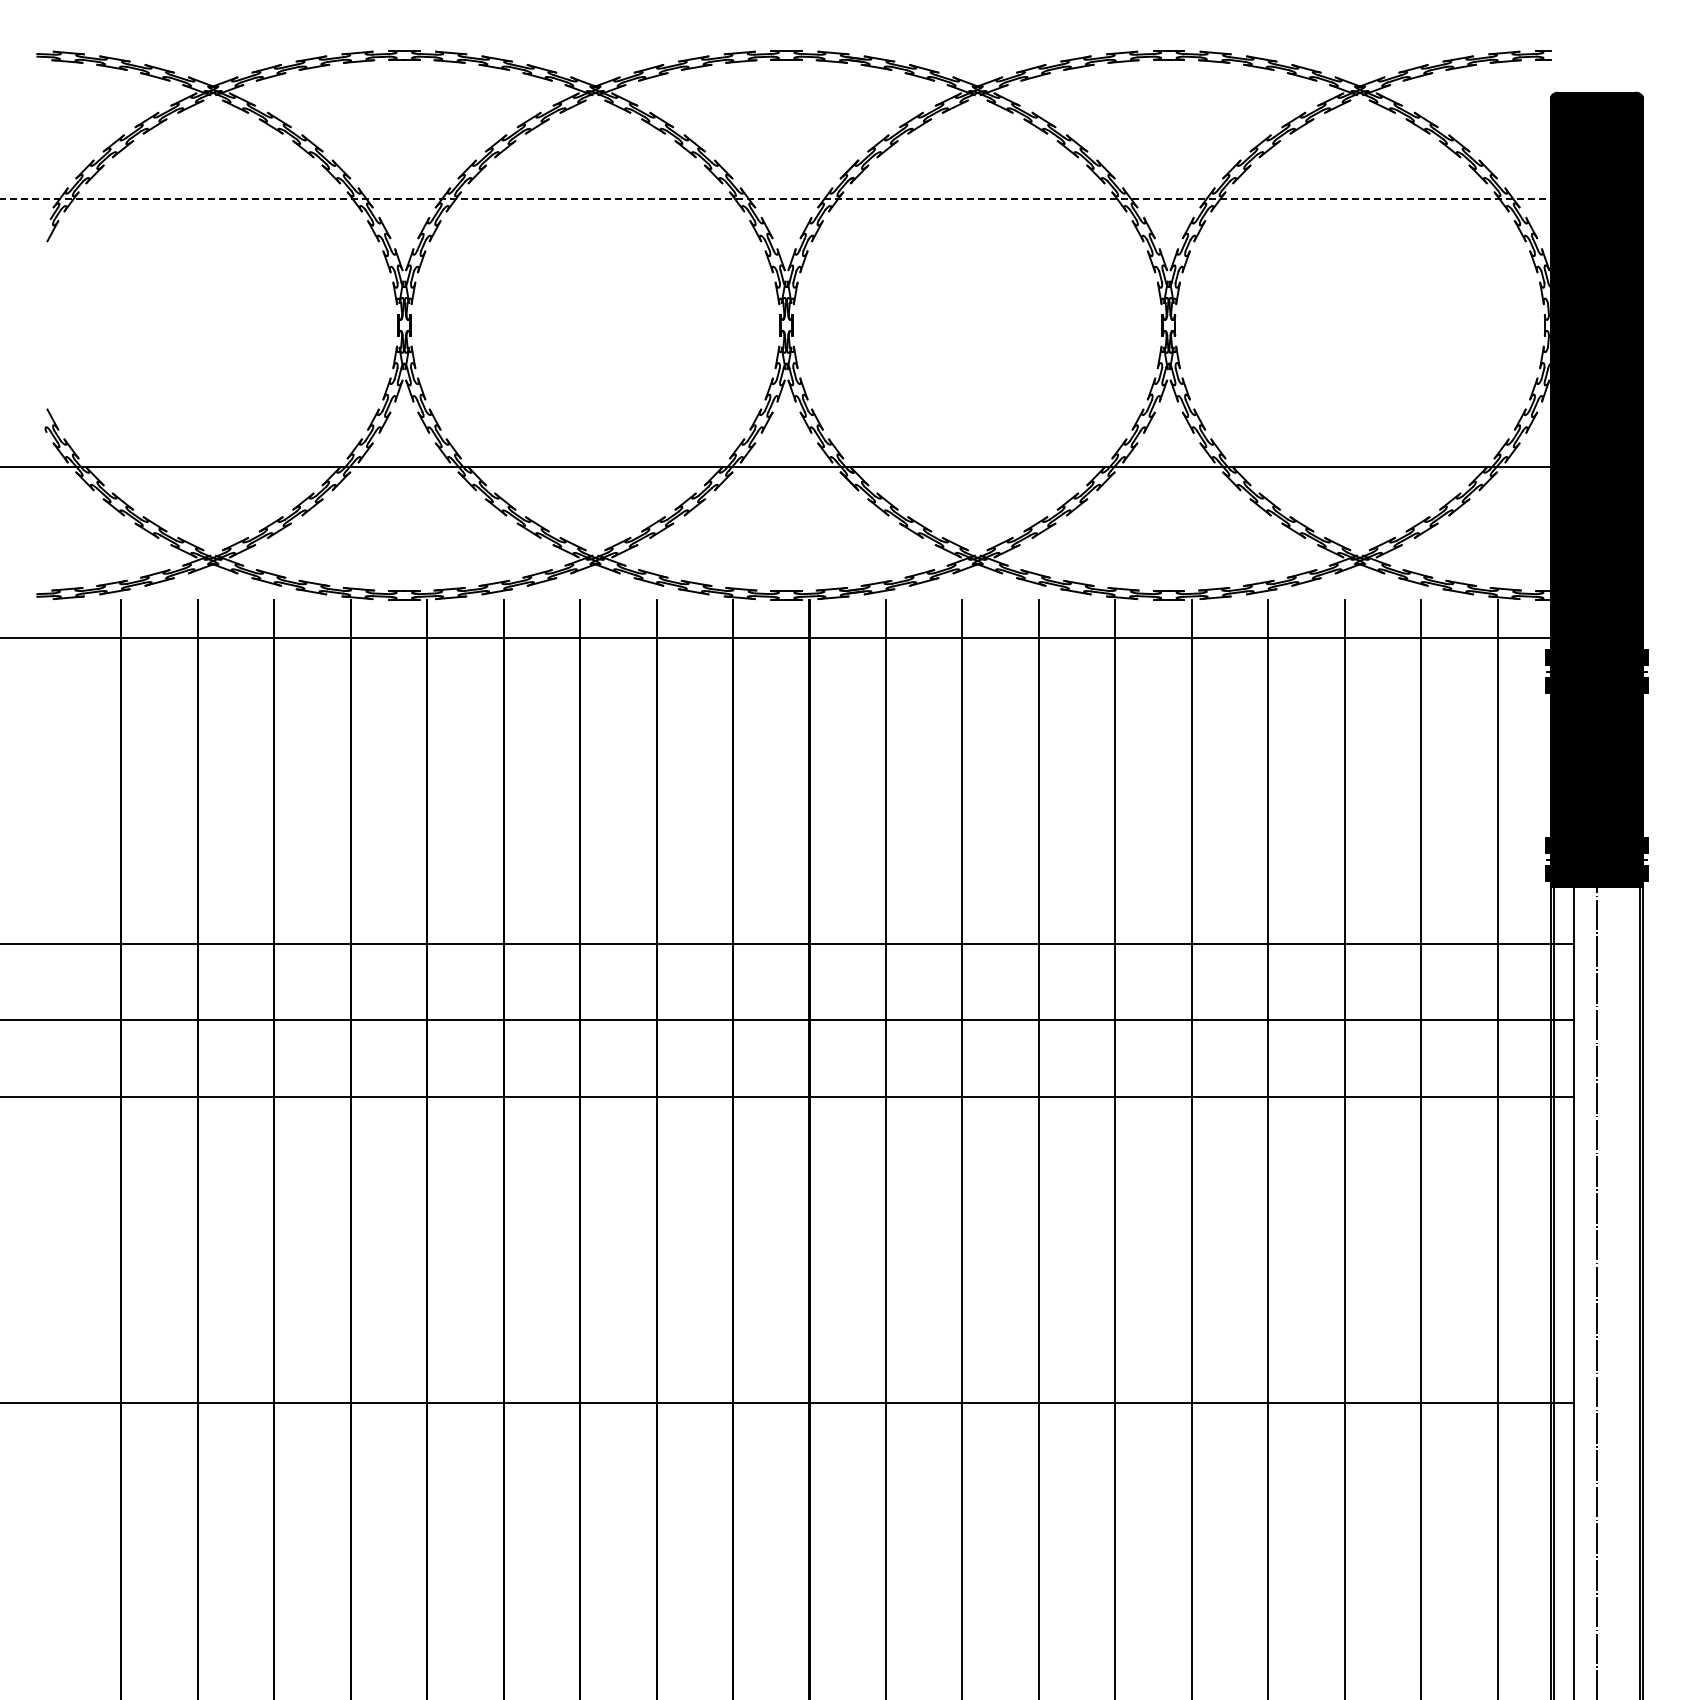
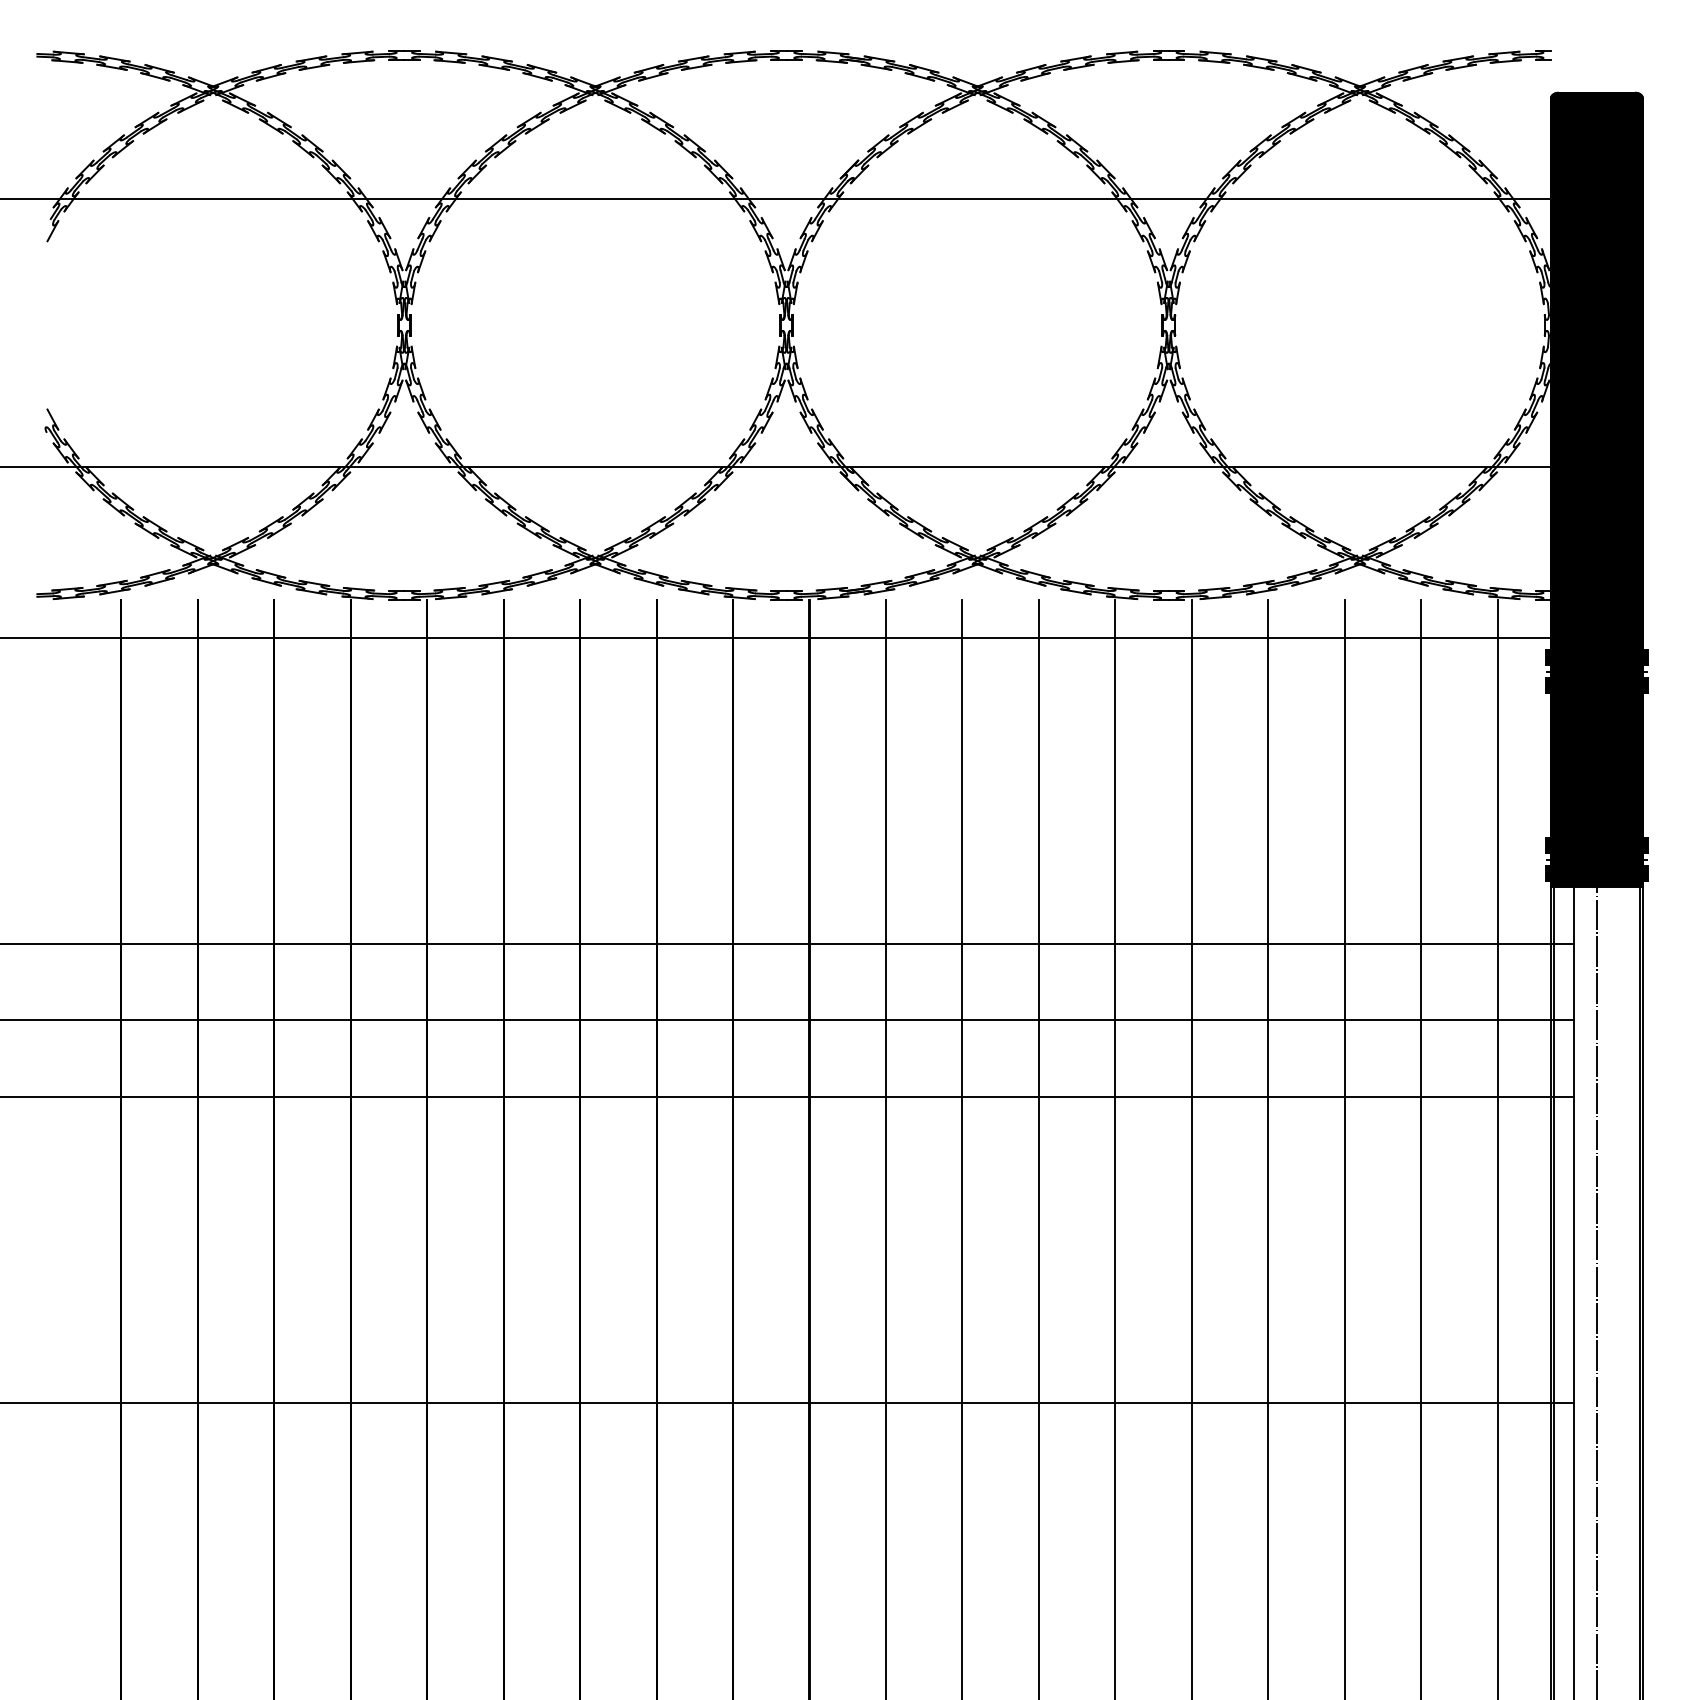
line: dashed -> solid (796, 198)
